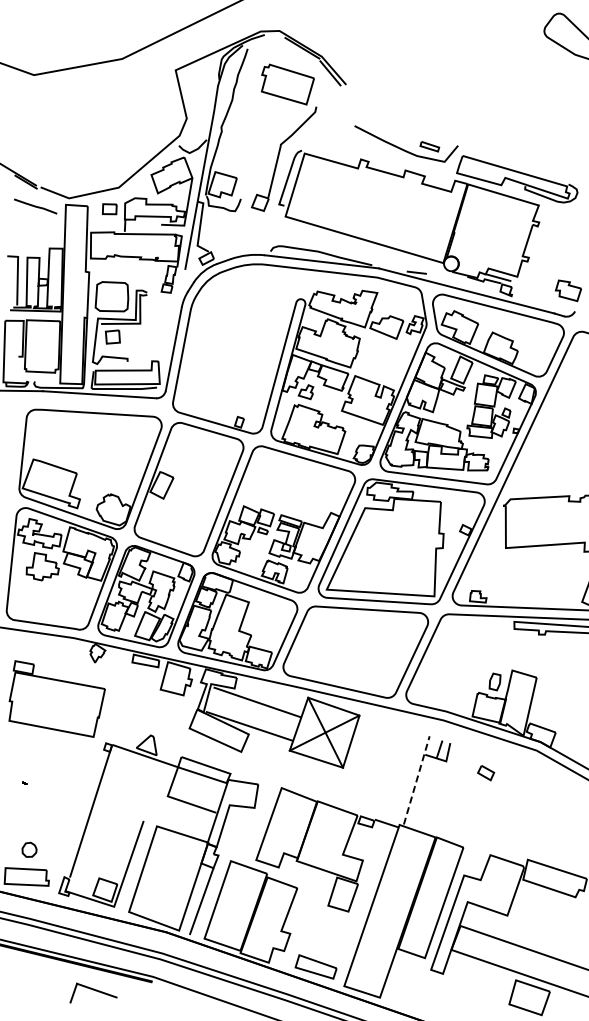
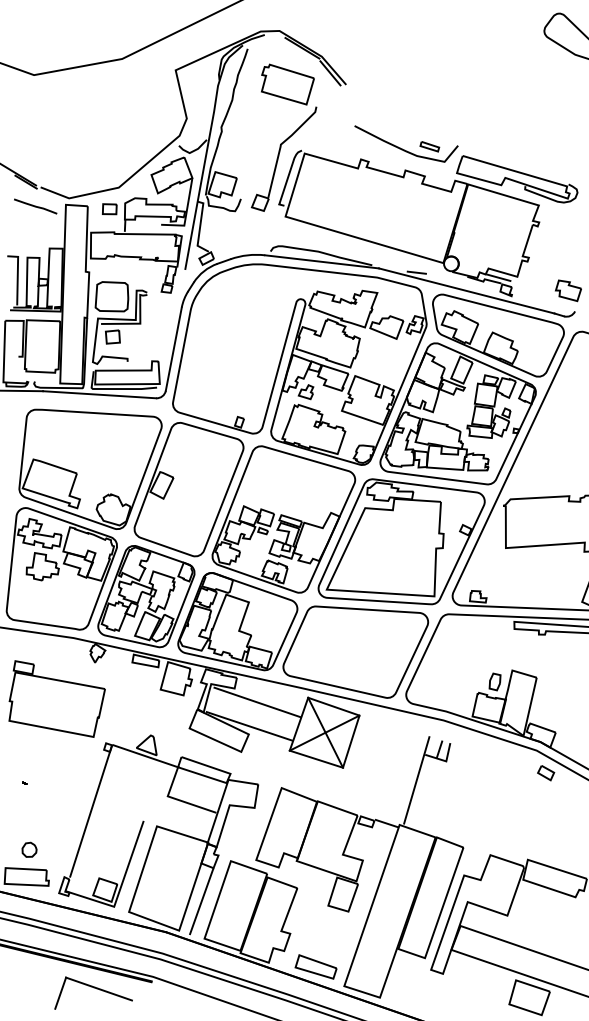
part position: (486, 773) -> (546, 773) (546, 773)
line: dashed -> solid (416, 780)
part size: 49x22 px -> 79x34 px (93, 992)
